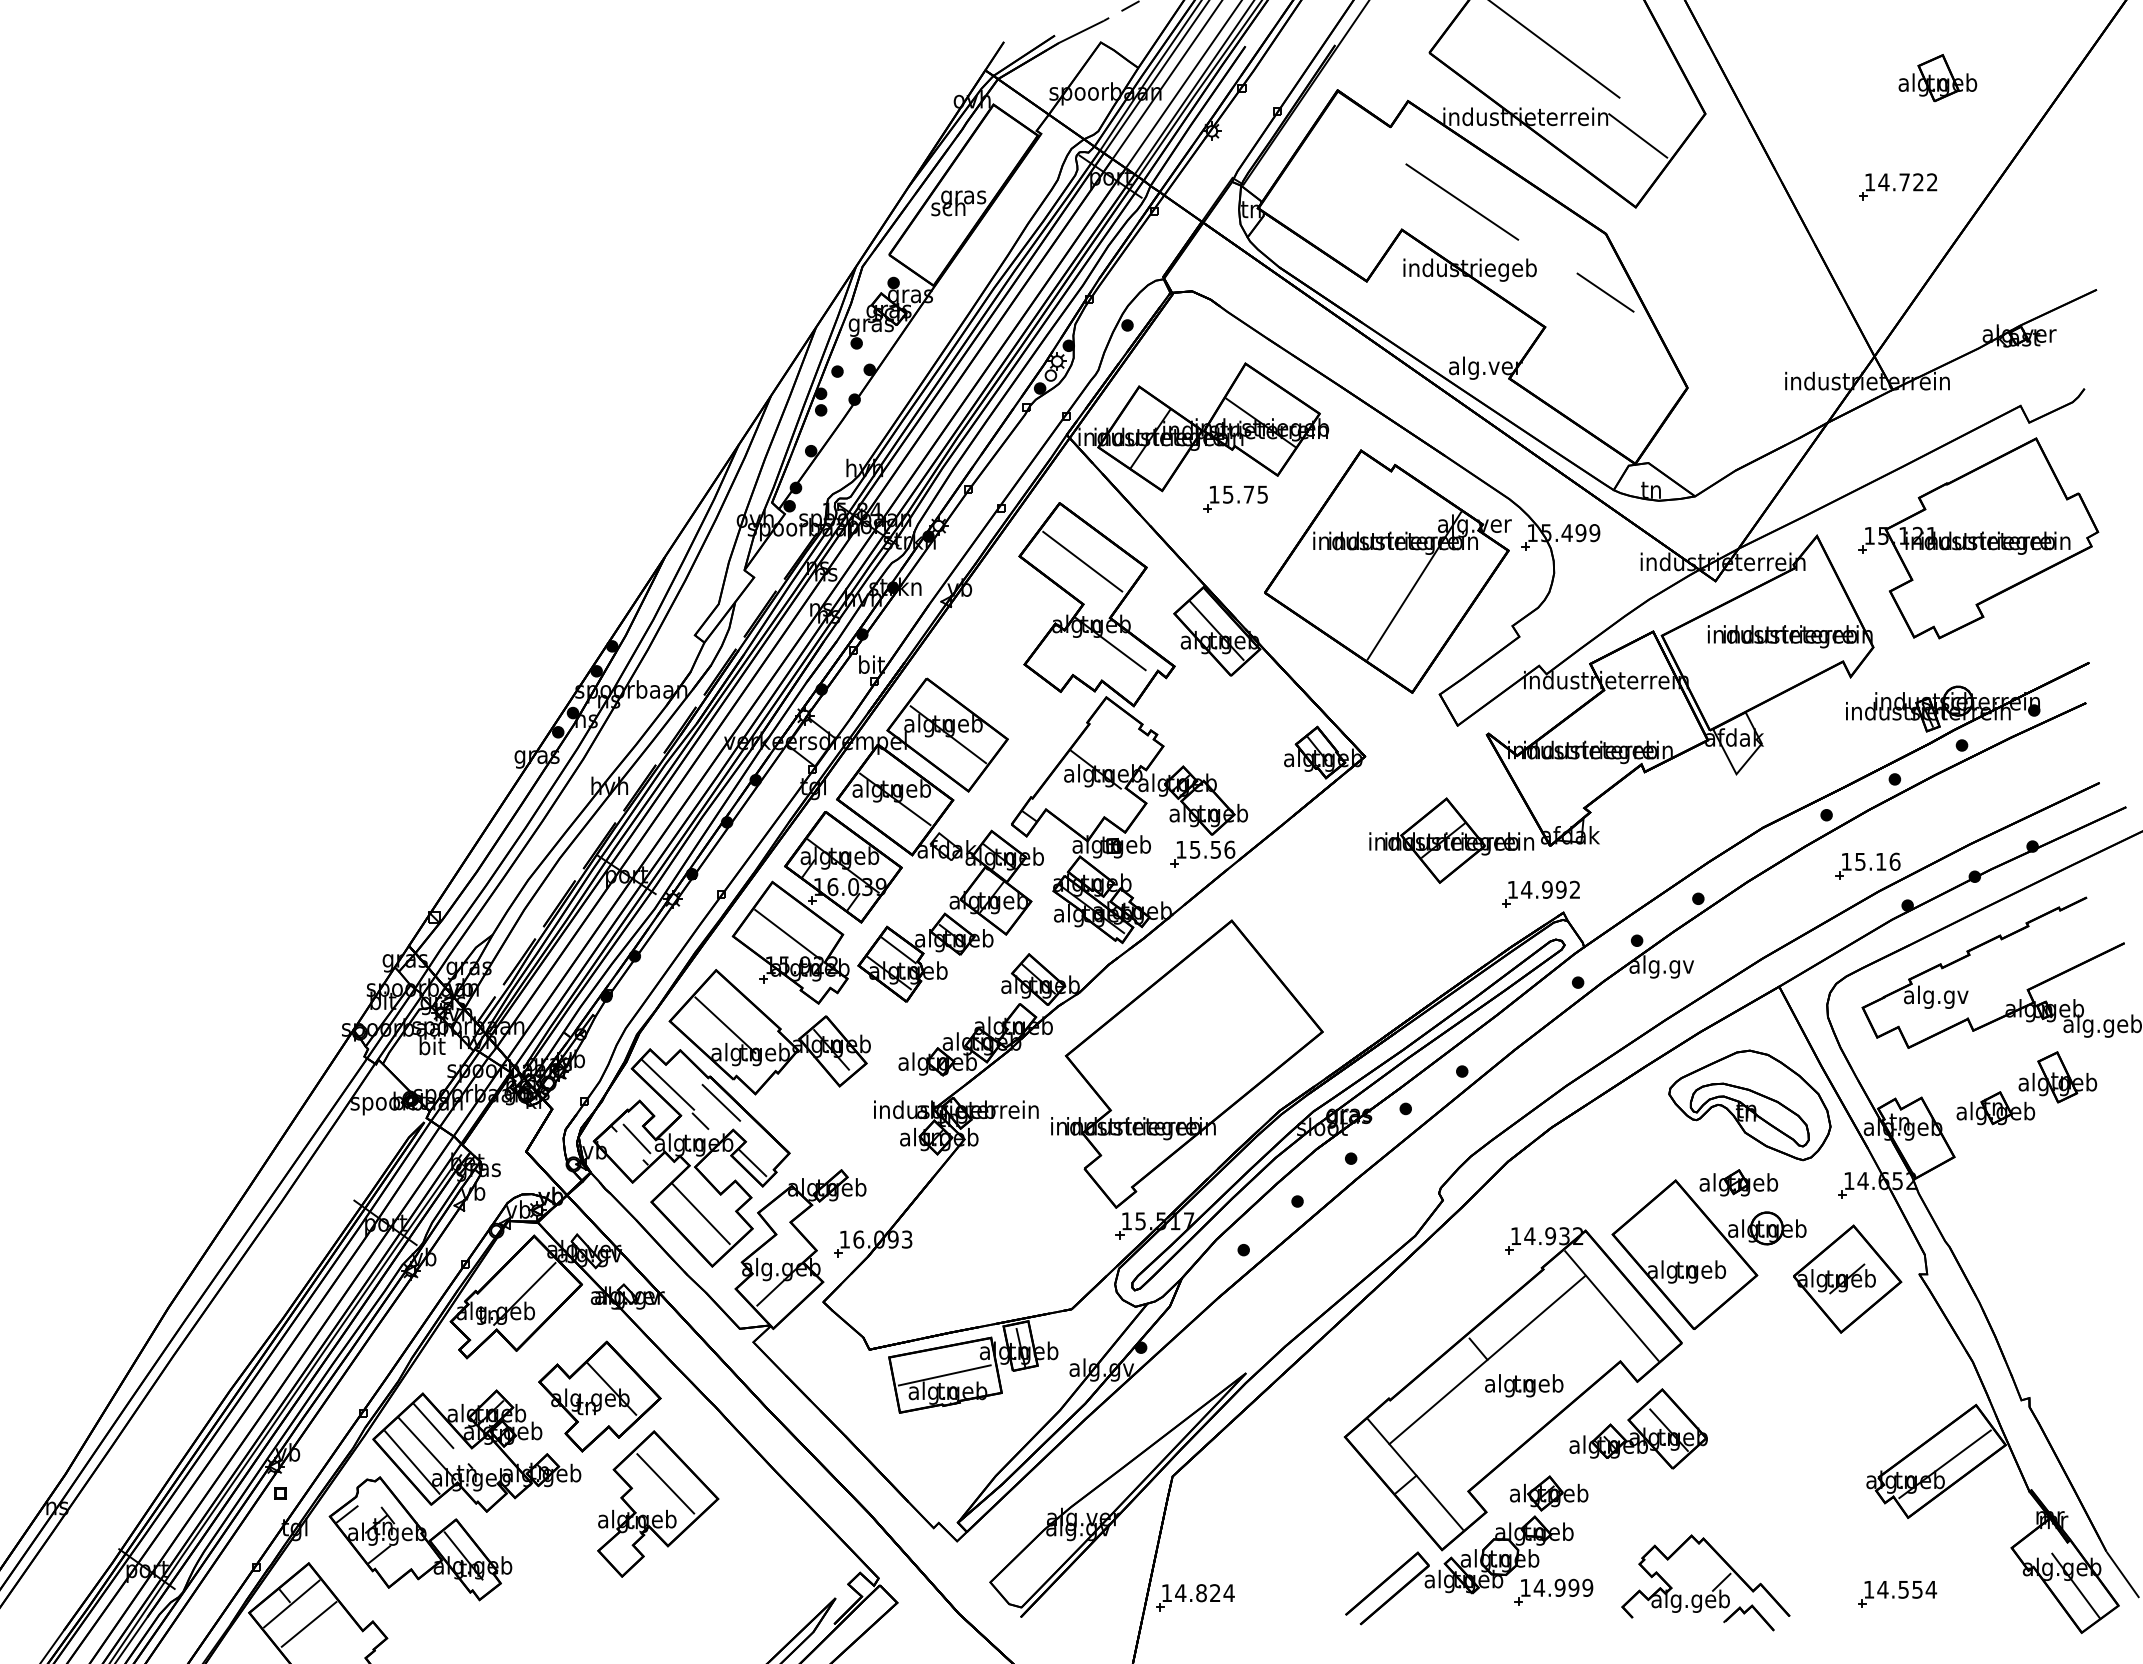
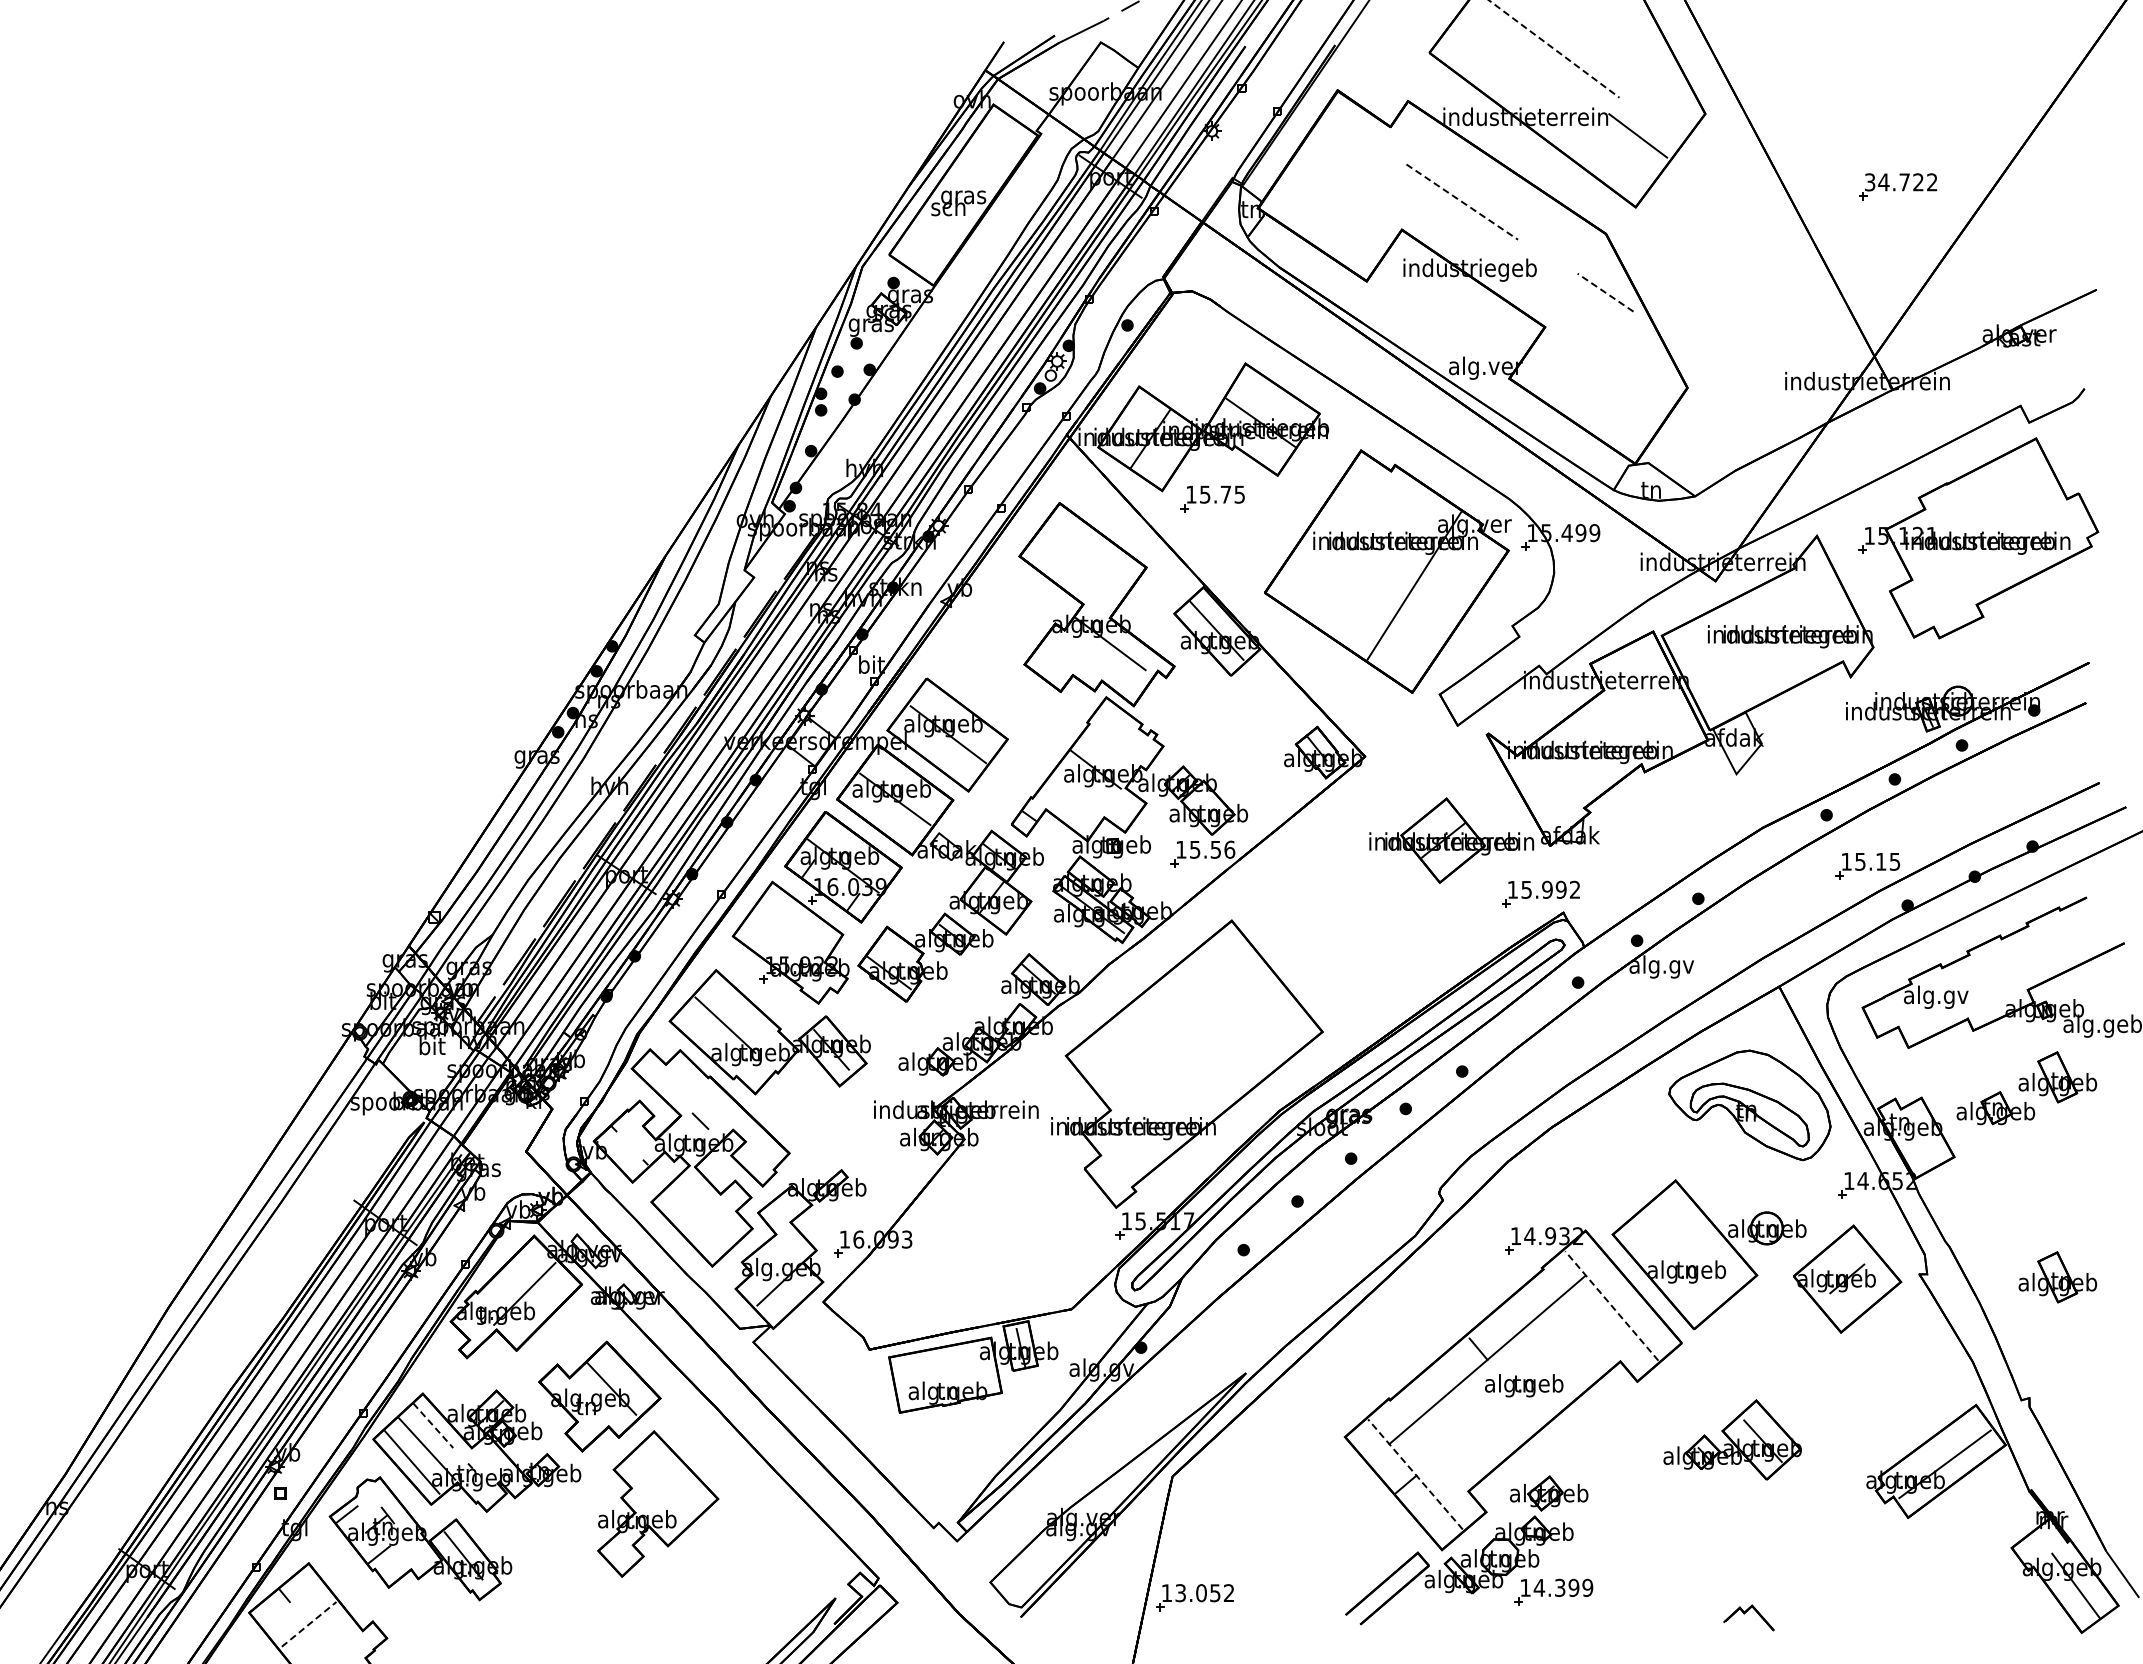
line: solid -> dashed (1554, 49)
part: present -> none (1937, 78)
text: 14.722 -> 34.722 (1870, 182)
line: solid -> dashed (1462, 202)
line: solid -> dashed (1605, 292)
part position: (1235, 498) -> (1212, 498) (1212, 498)
line: present -> none (1082, 561)
text: 15.16 -> 15.15 (1894, 861)
text: 14.992 -> 15.992 (1526, 889)
line: present -> none (787, 934)
line: present -> none (897, 949)
line: present -> none (668, 1084)
line: present -> none (721, 1102)
line: present -> none (636, 1138)
line: present -> none (752, 1162)
part: present -> none (1738, 1182)
line: present -> none (700, 1213)
part: none -> present (2057, 1277)
line: solid -> dashed (1611, 1306)
line: present -> none (944, 1375)
line: solid -> dashed (433, 1425)
part position: (1638, 1428) -> (1732, 1439) (1732, 1439)
line: solid -> dashed (1415, 1474)
line: present -> none (665, 1483)
part: present -> none (1716, 1586)
text: 14.999 -> 14.399 (1559, 1587)
text: 14.824 -> 13.052 (1204, 1593)
part: present -> none (1897, 1594)
line: present -> none (291, 1603)
line: solid -> dashed (309, 1624)
